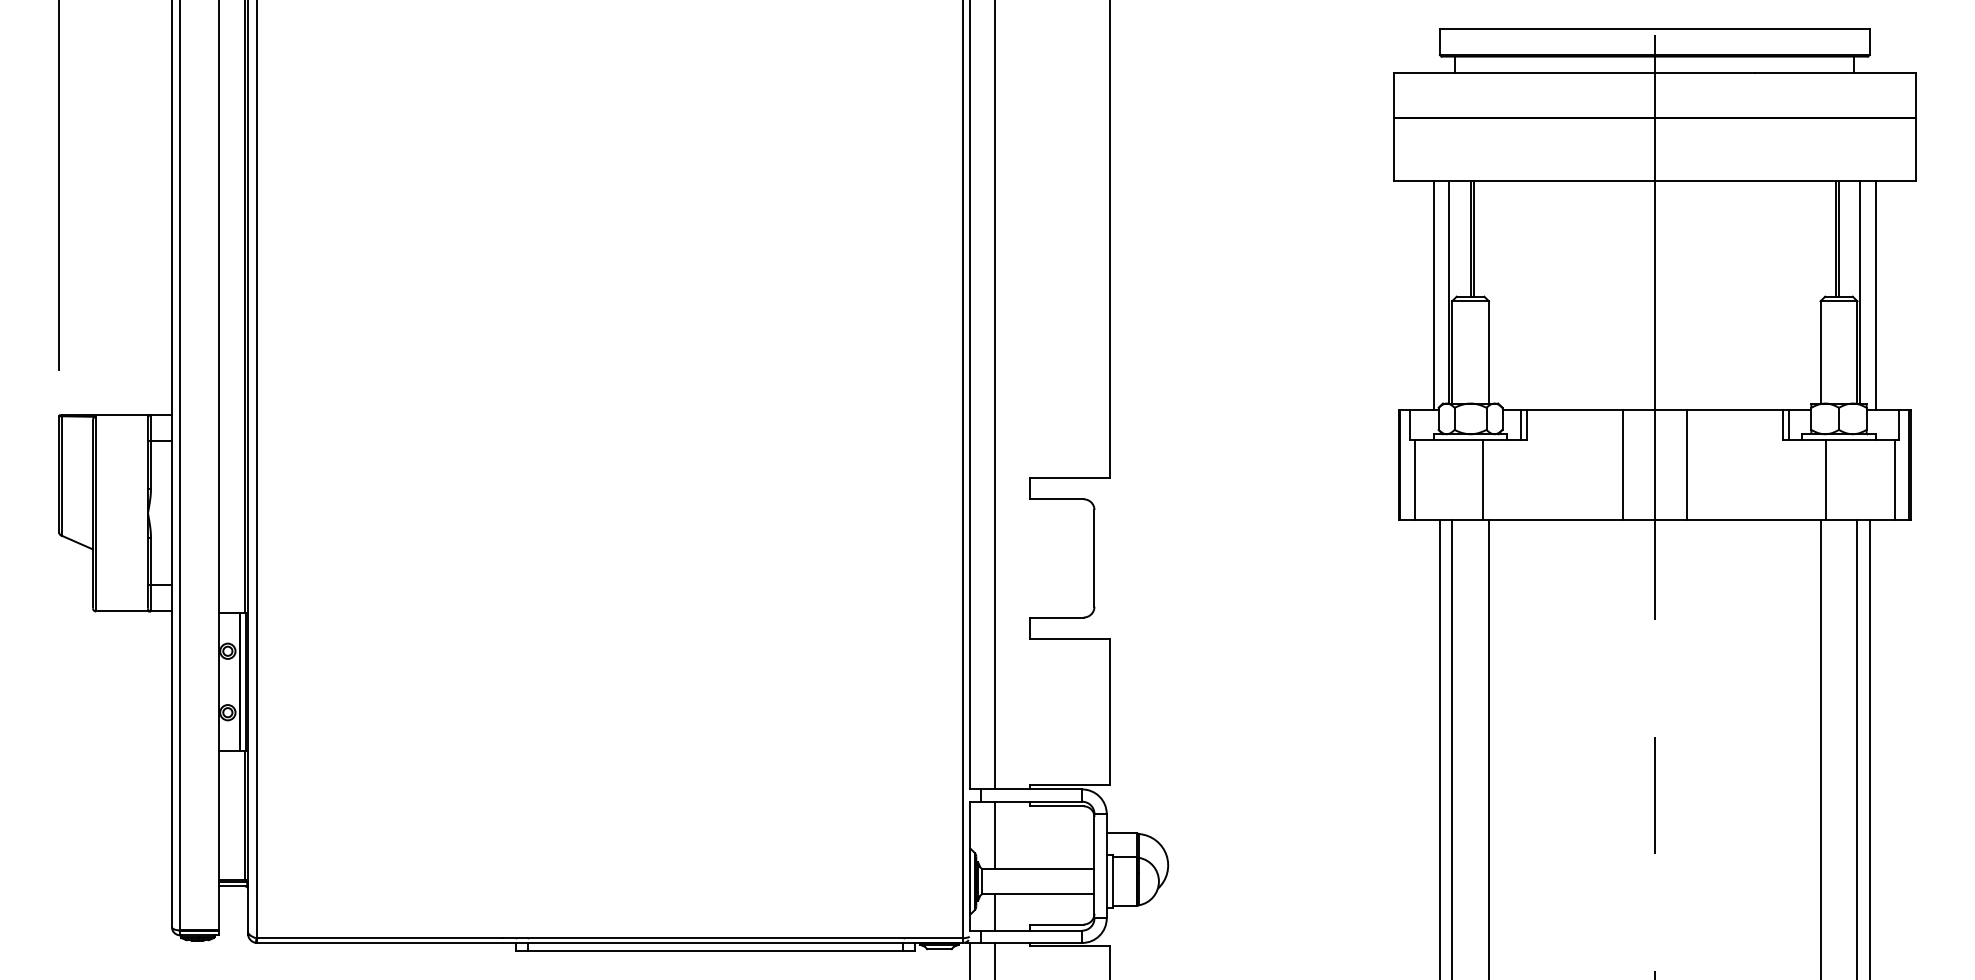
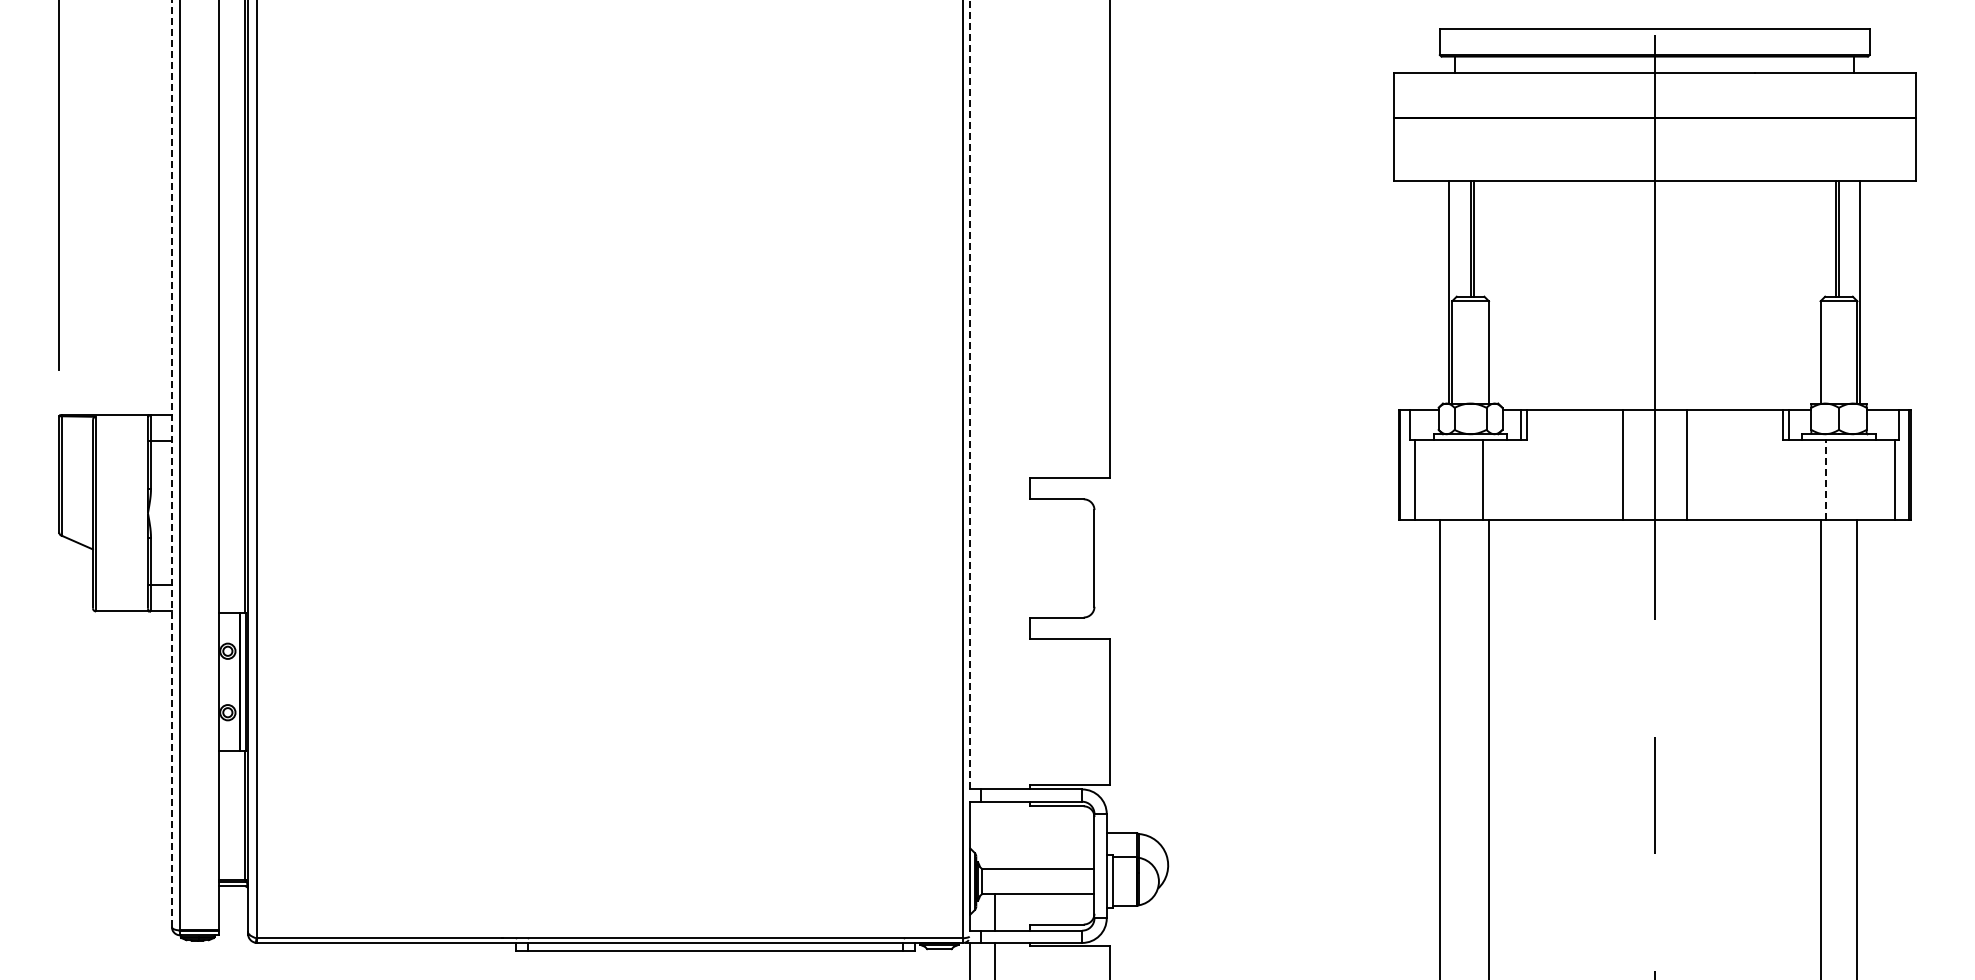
line: present -> none (1433, 294)
line: present -> none (1875, 294)
line: solid -> dashed (970, 394)
line: present -> none (994, 395)
line: solid -> dashed (171, 463)
line: solid -> dashed (1826, 480)
line: present -> none (1452, 748)
line: present -> none (1869, 748)
line: present -> none (994, 835)
